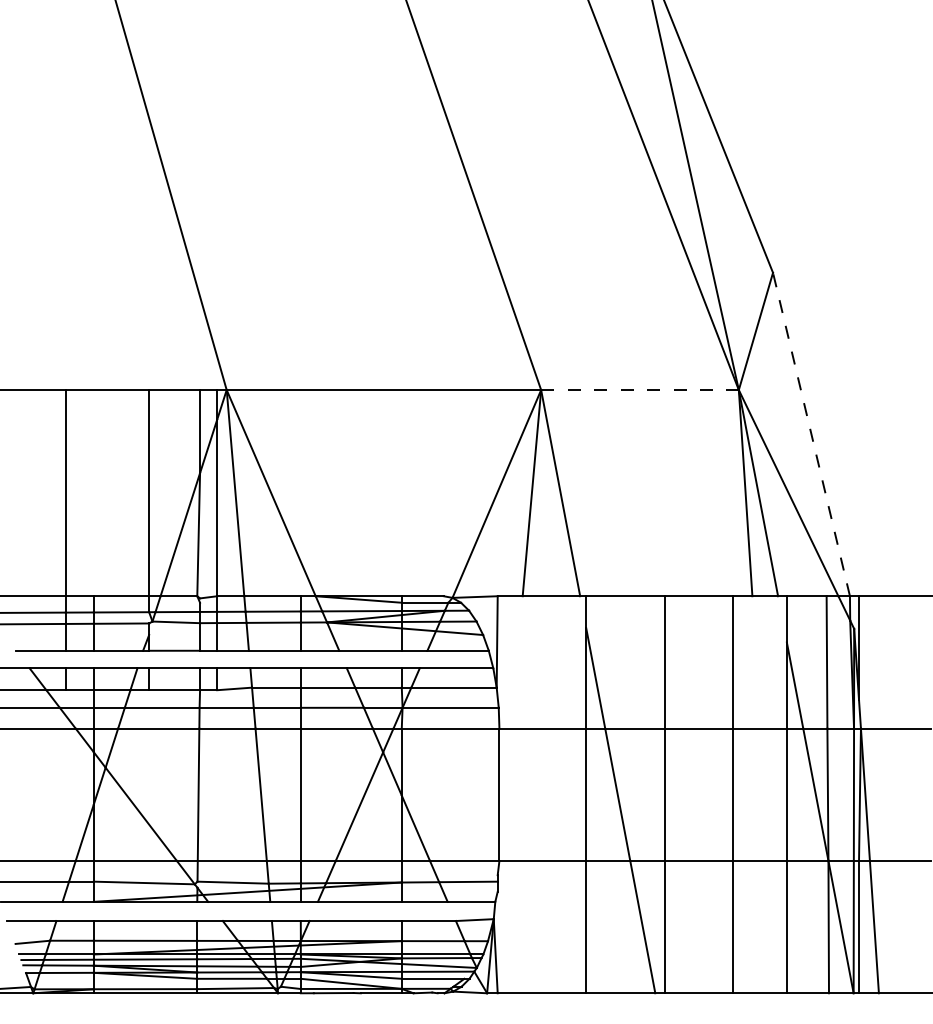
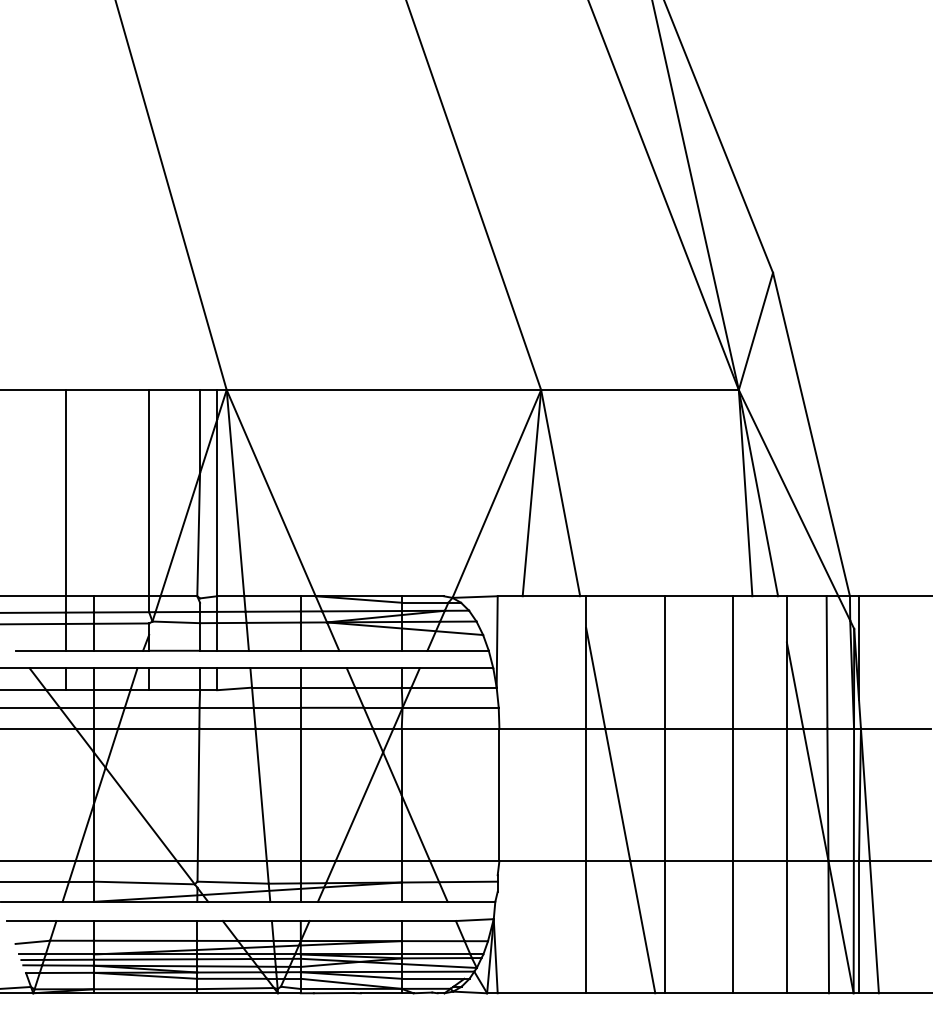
line: dashed -> solid (640, 390)
line: dashed -> solid (811, 434)
